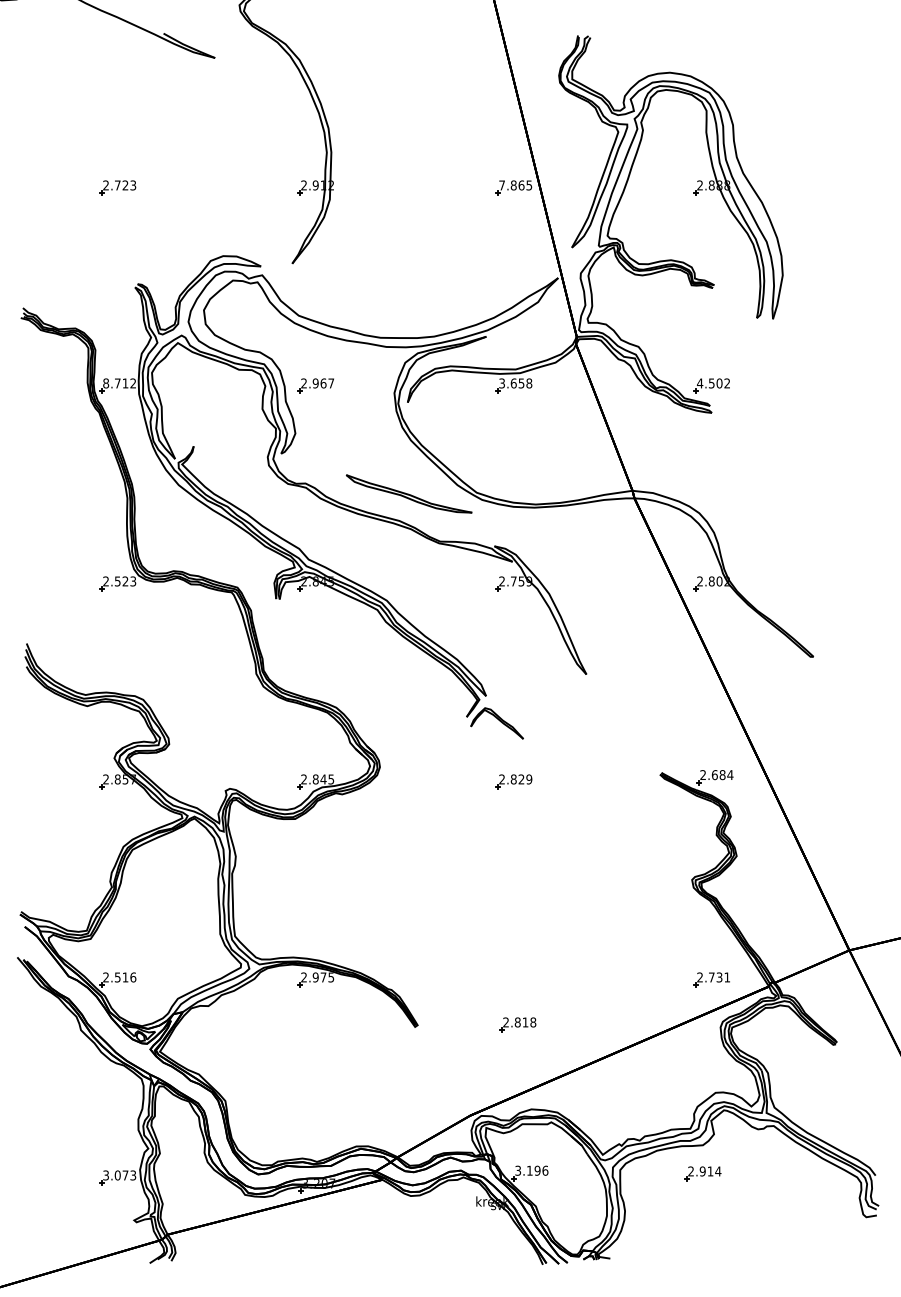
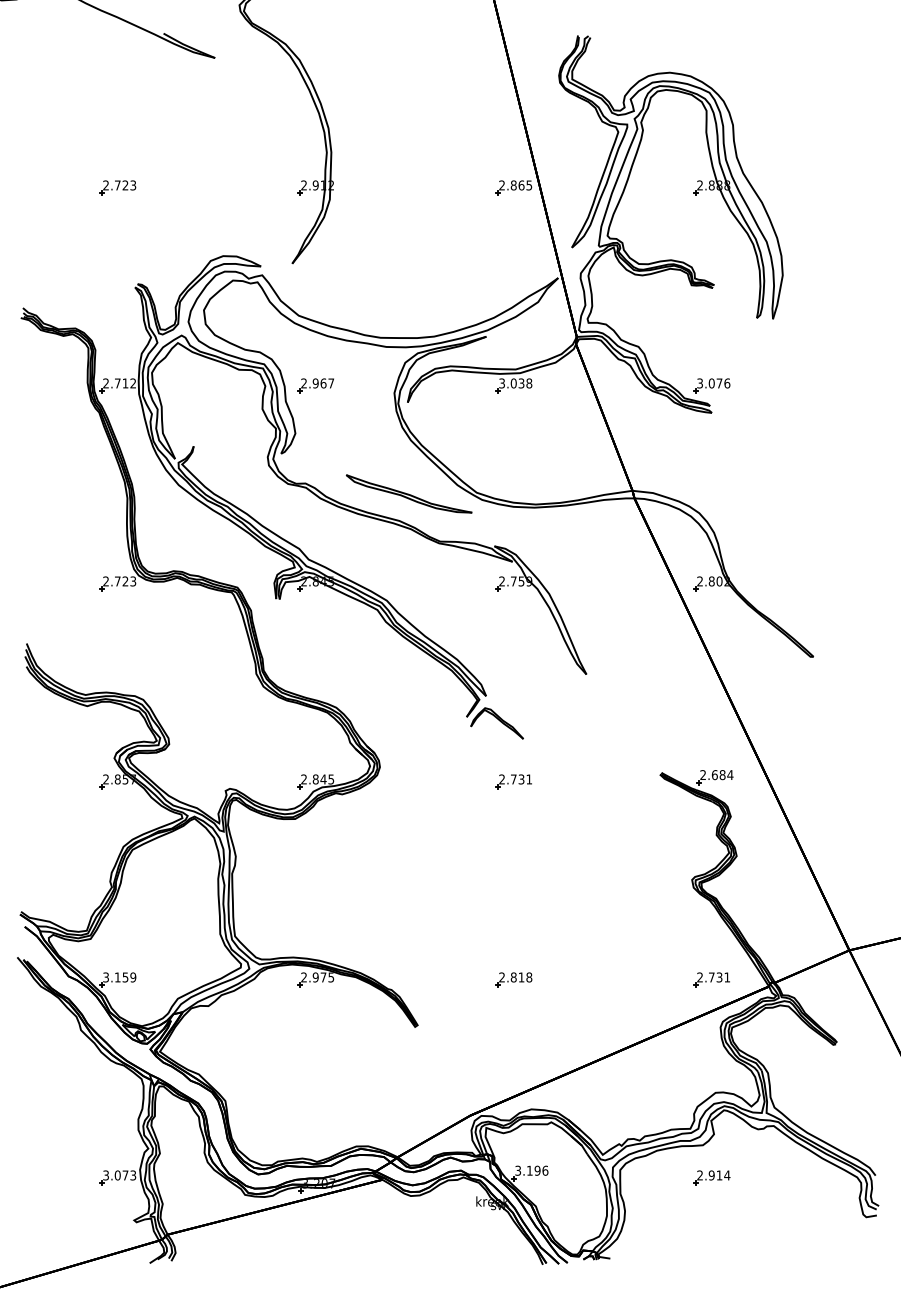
text: 7.865 -> 2.865 (501, 185)
text: 8.712 -> 2.712 (106, 383)
text: 3.658 -> 3.038 (517, 383)
text: 4.502 -> 3.076 (713, 383)
text: 2.523 -> 2.723 (117, 581)
text: 2.829 -> 2.731 (521, 779)
text: 2.516 -> 3.159 (119, 977)
part position: (517, 1024) -> (513, 979) (513, 979)
part position: (702, 1173) -> (711, 1177) (711, 1177)
